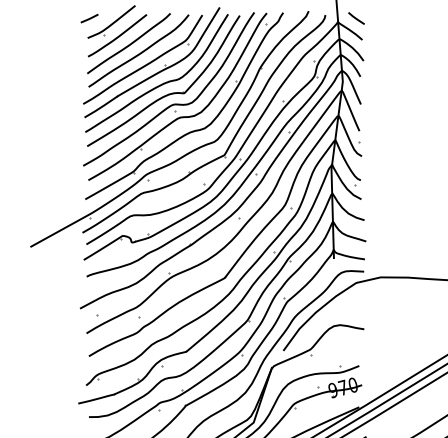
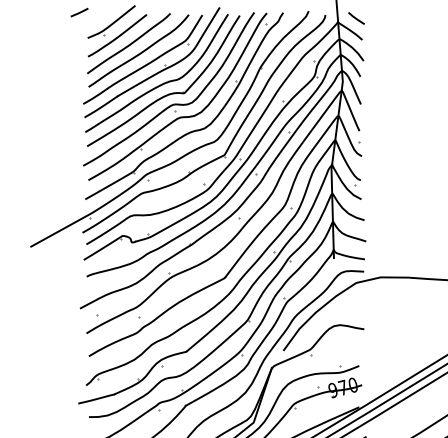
line position: (89, 18) -> (79, 12) (79, 12)
